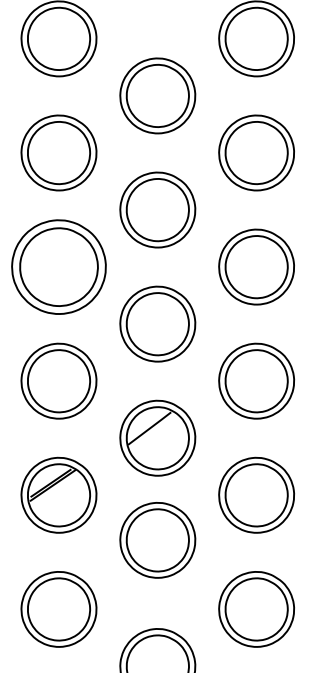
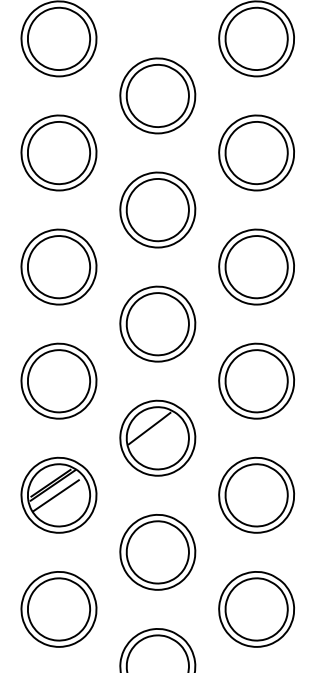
part size: 96x96 px -> 78x78 px (58, 266)
line: none -> present (55, 495)
part position: (157, 540) -> (157, 552) (157, 552)
